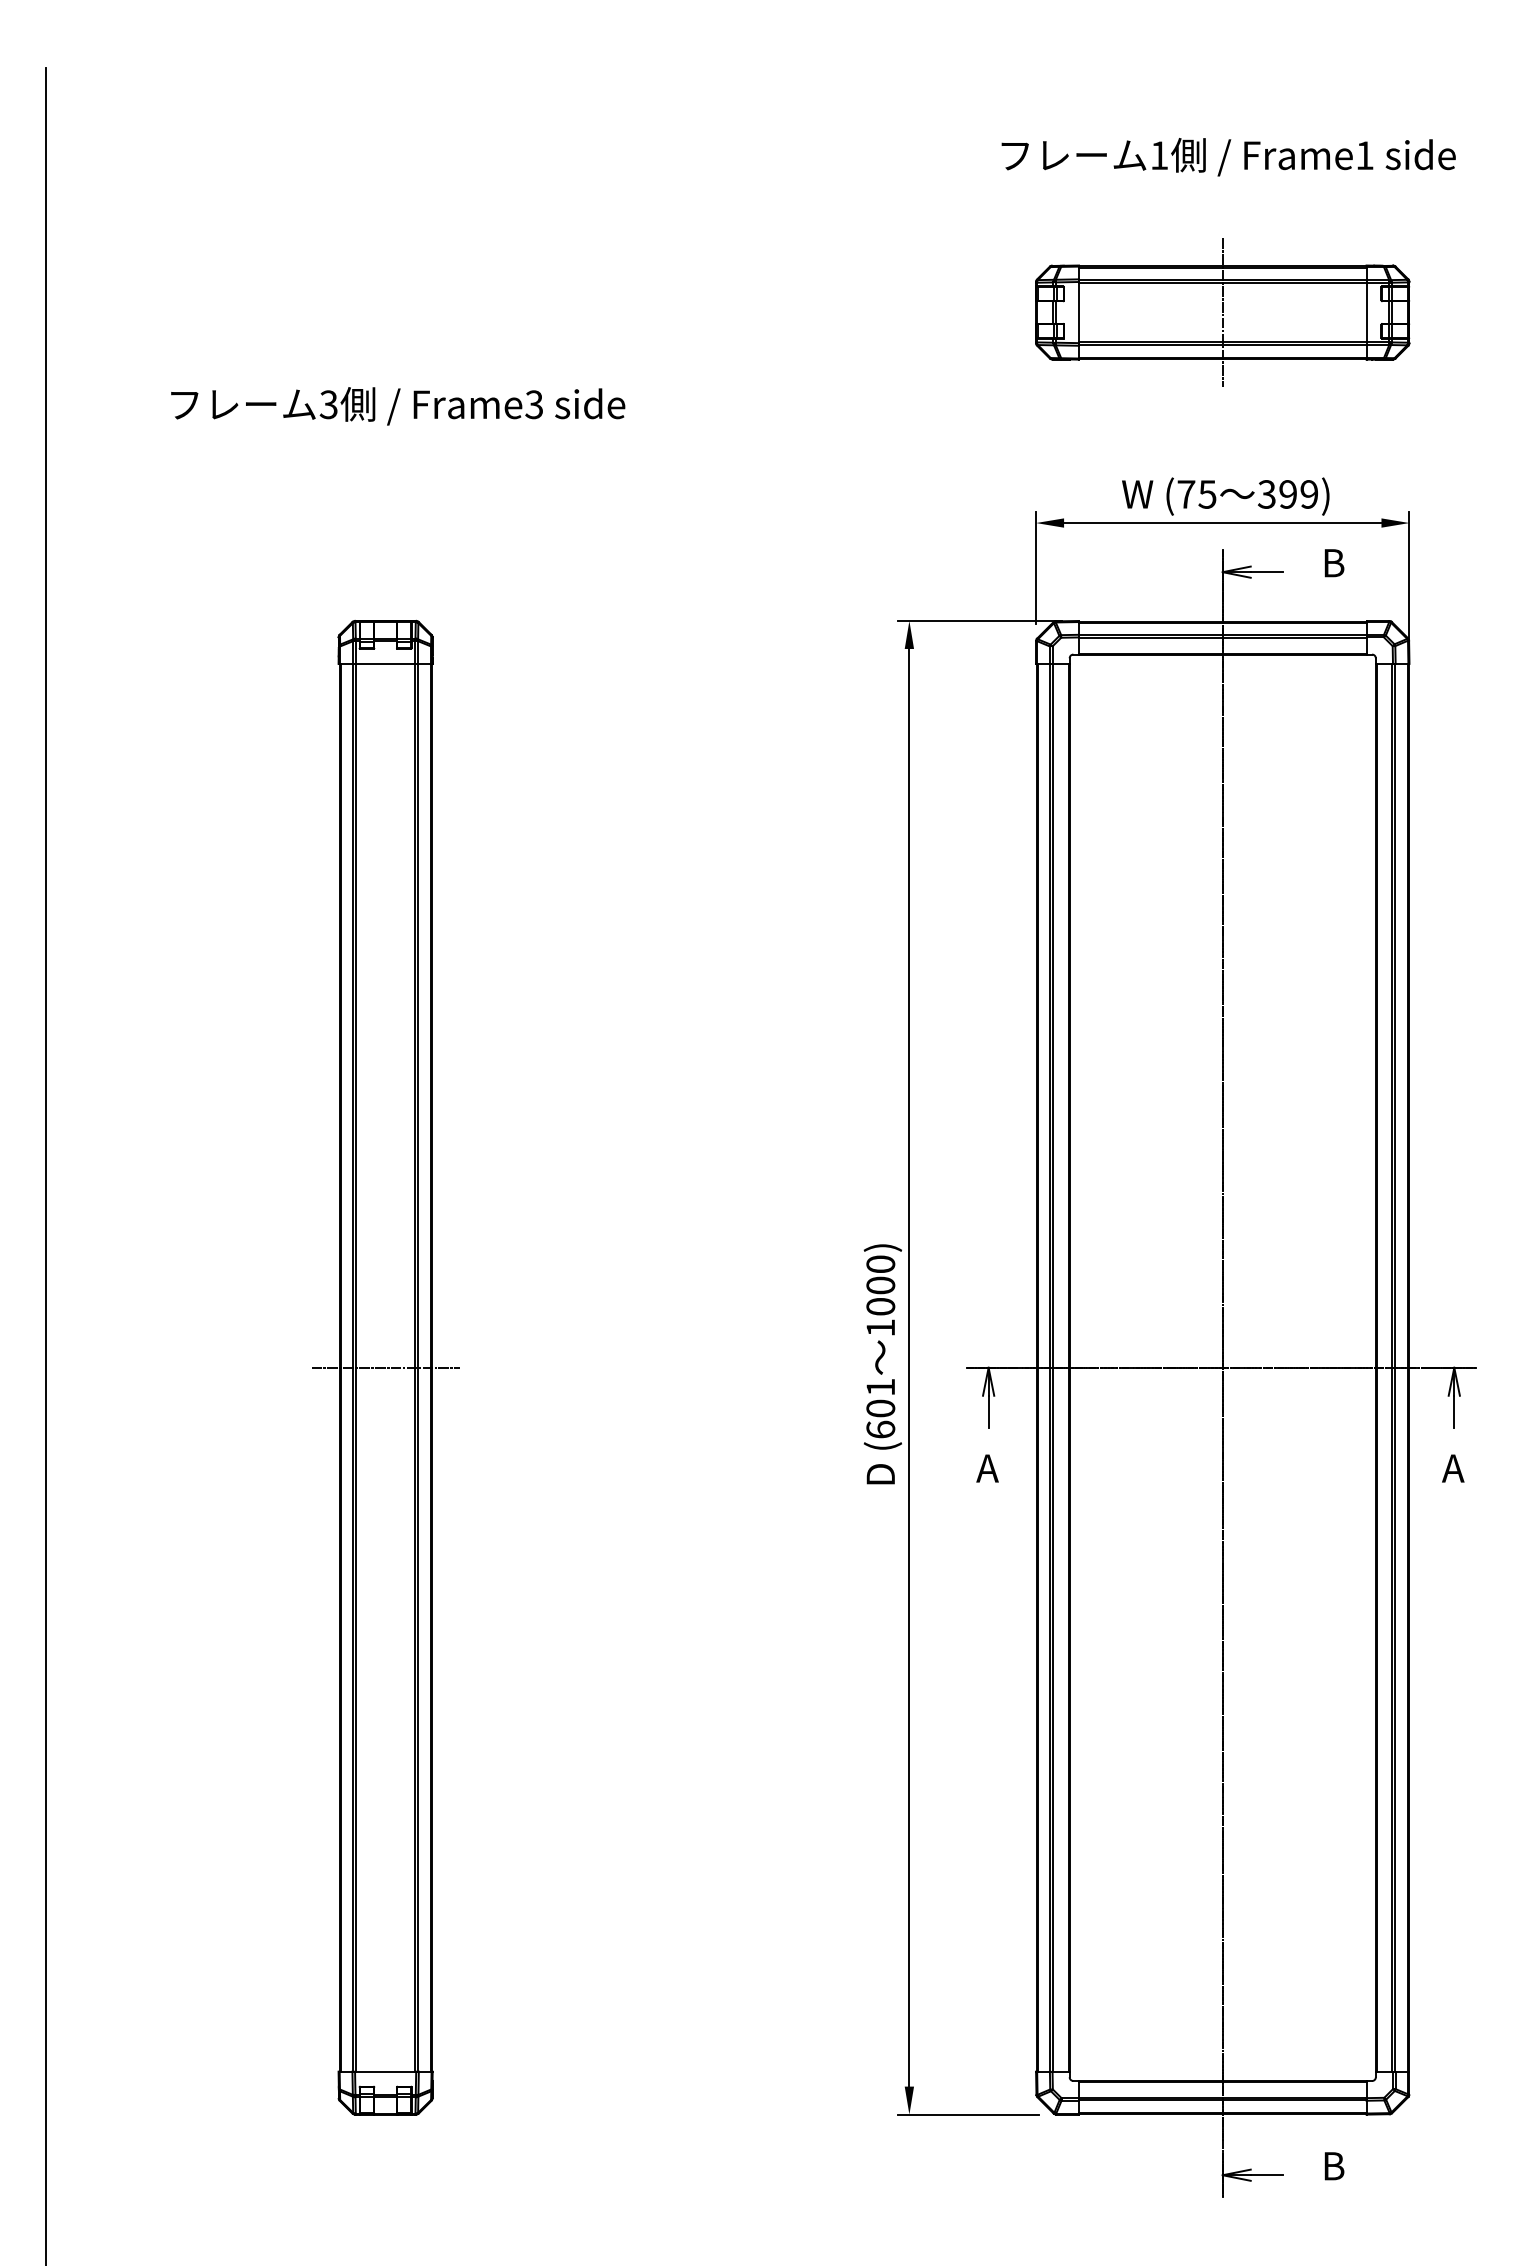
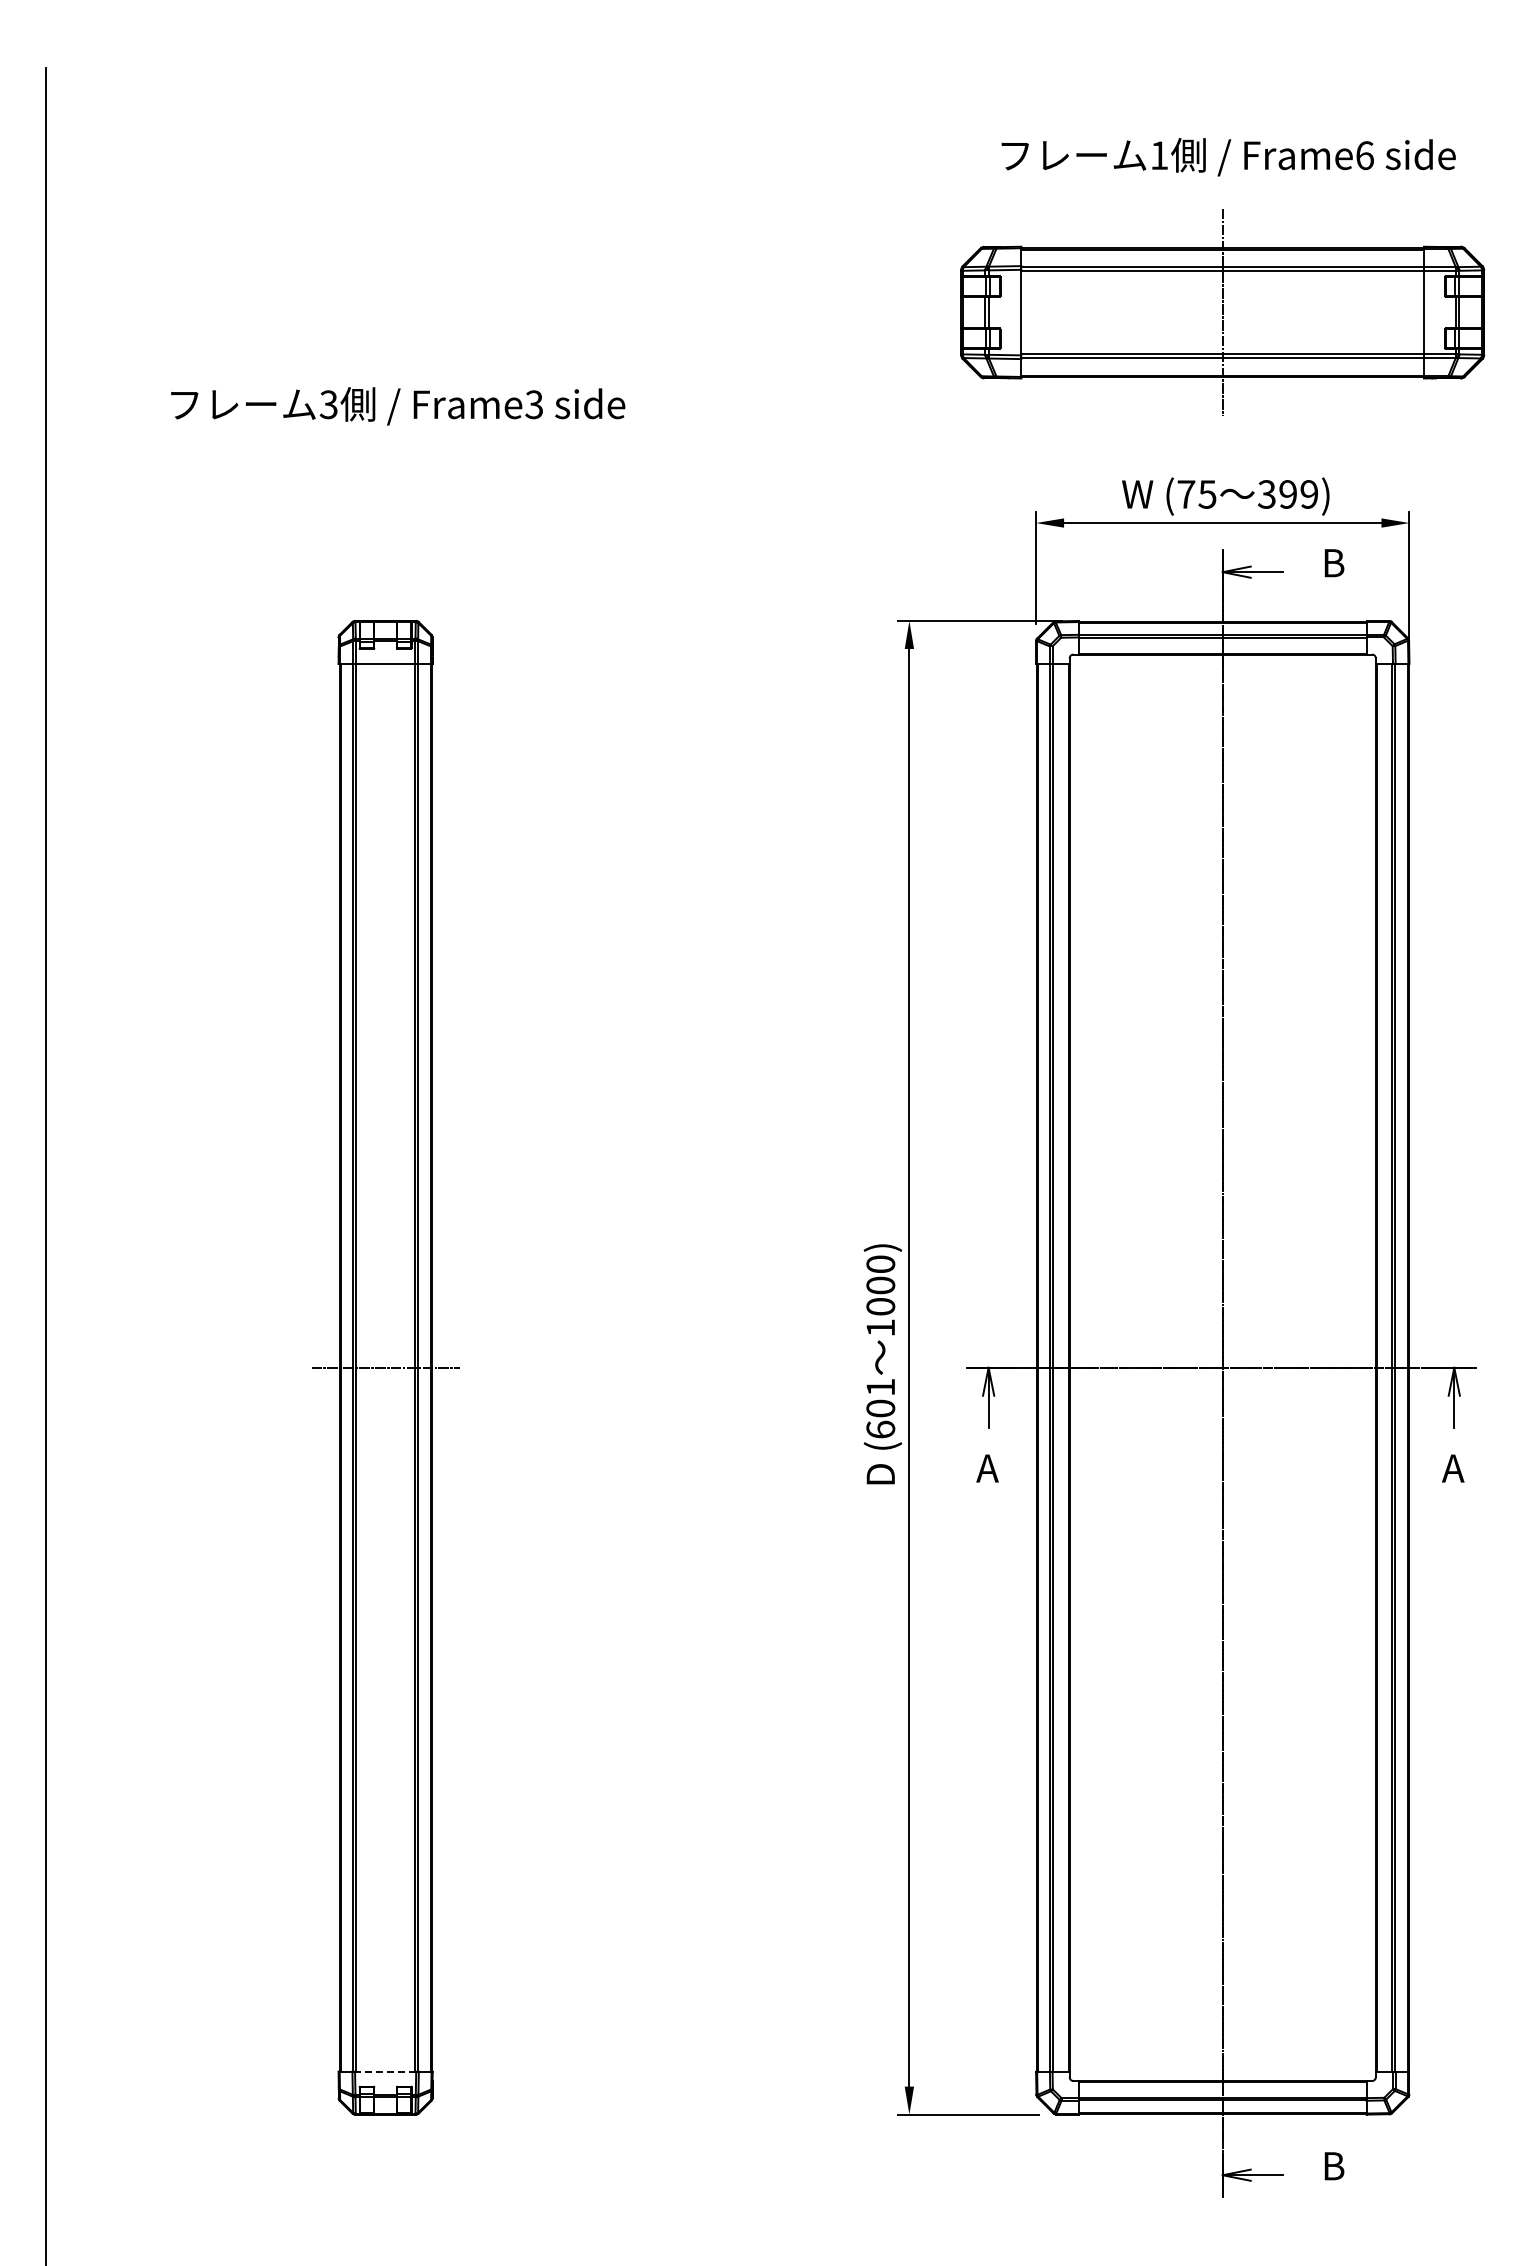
text: Frame1 -> Frame6 (1364, 155)
part size: 376x149 px -> 526x207 px (1222, 312)
line: solid -> dashed (385, 2071)
